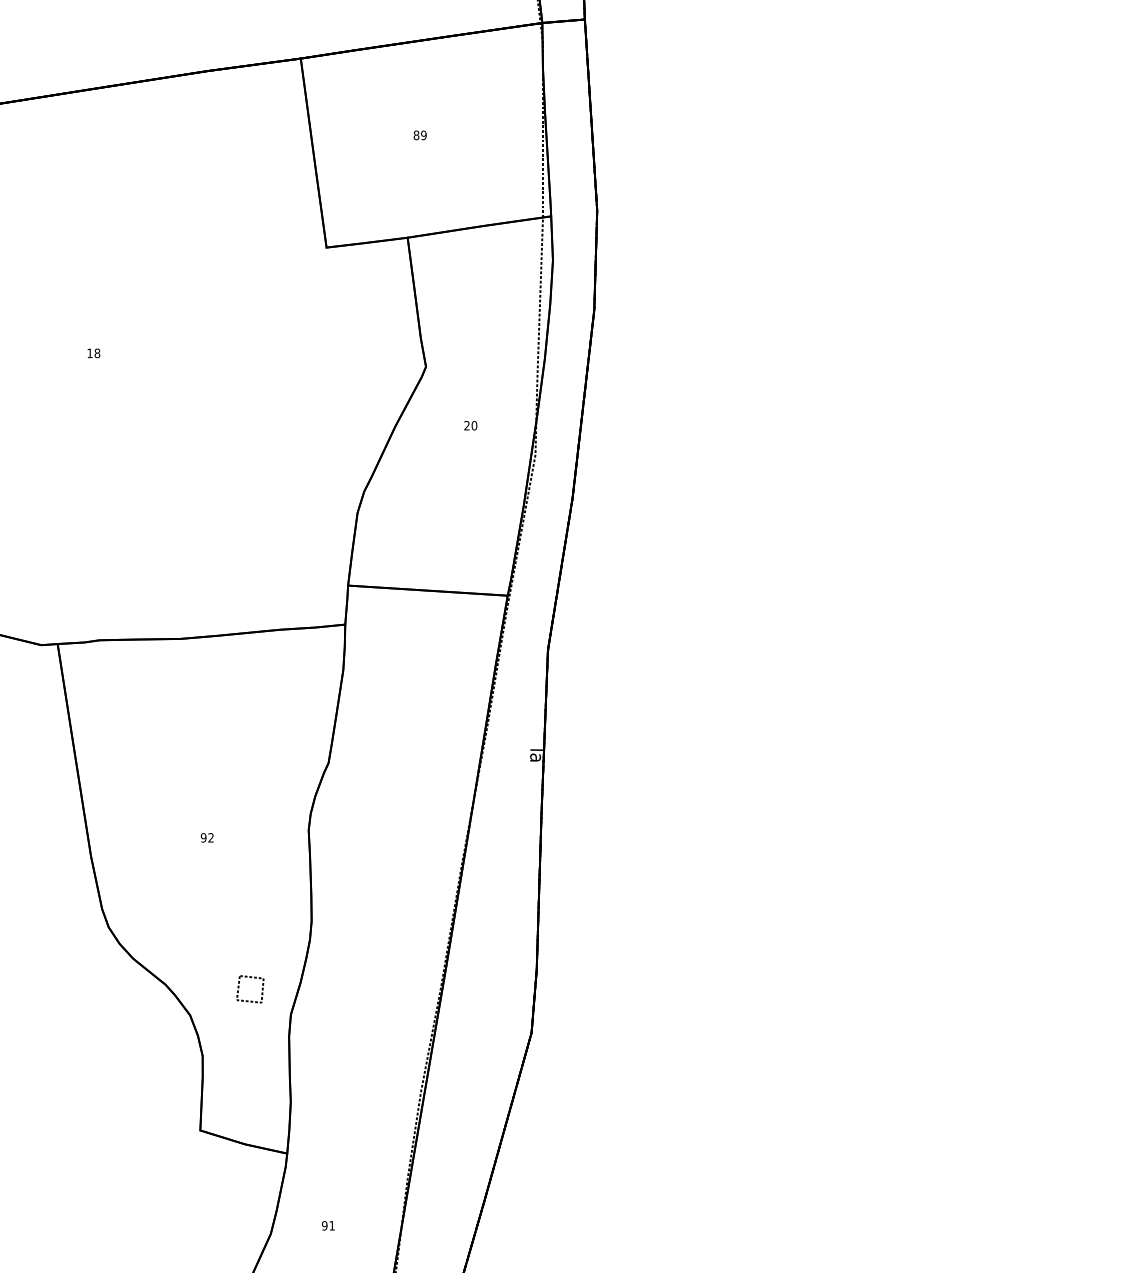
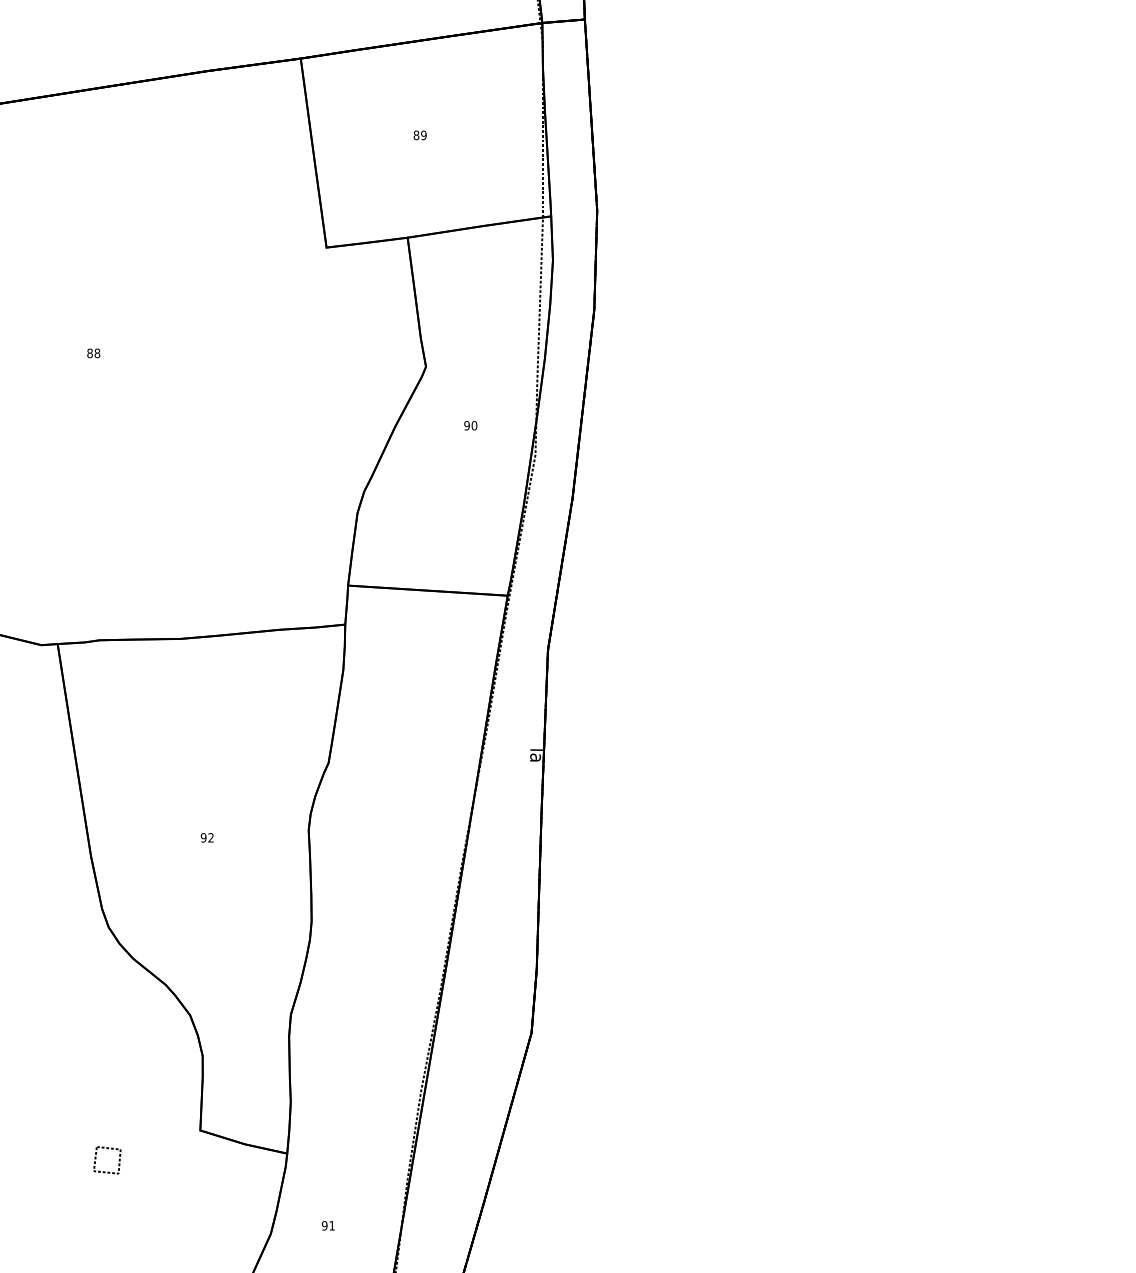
text: 18 -> 88 (89, 353)
text: 20 -> 90 (466, 425)
line position: (261, 989) -> (118, 1160) (118, 1160)
